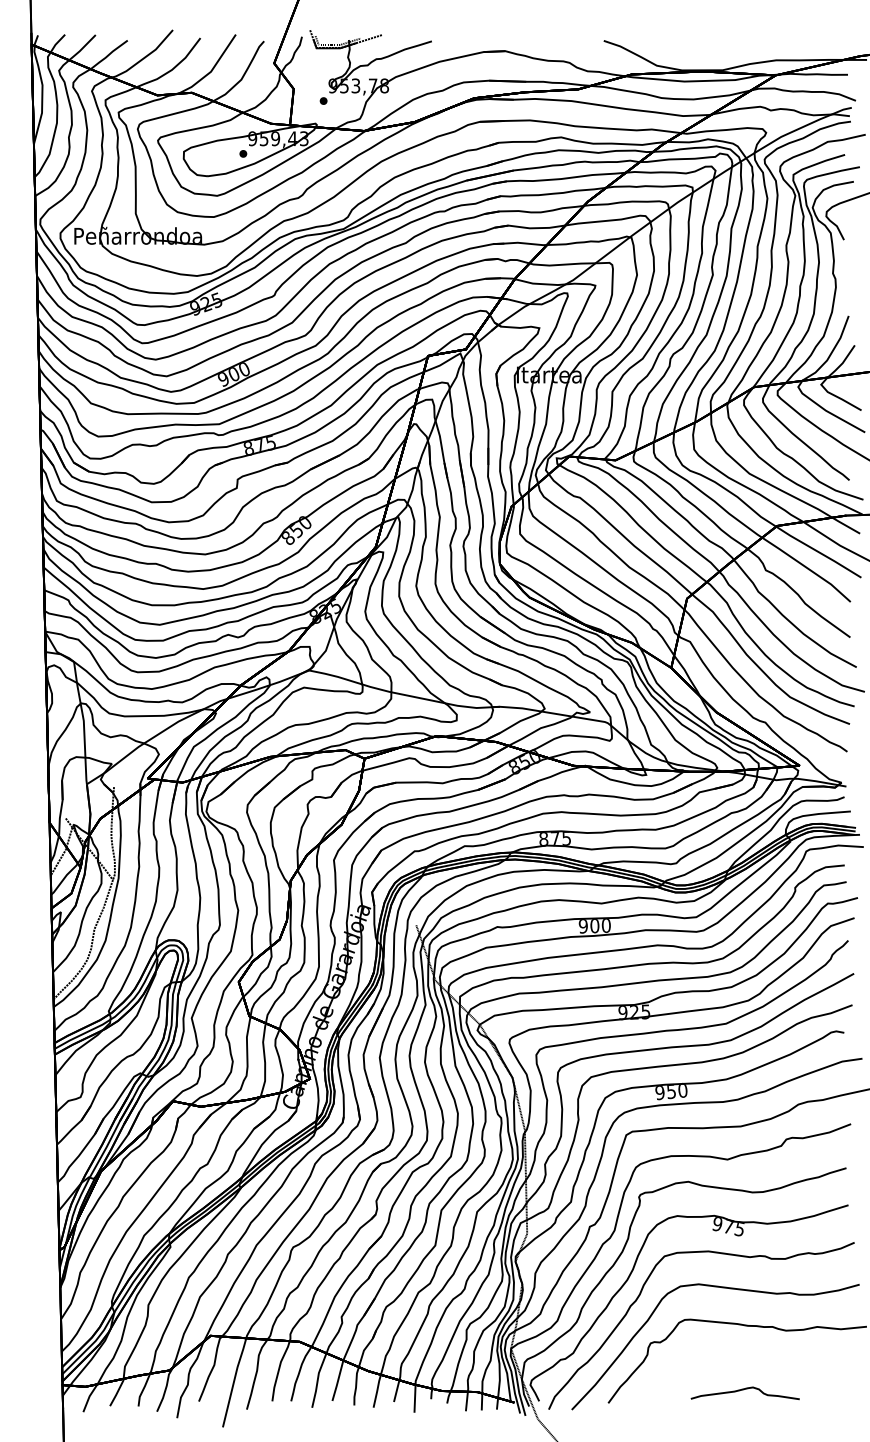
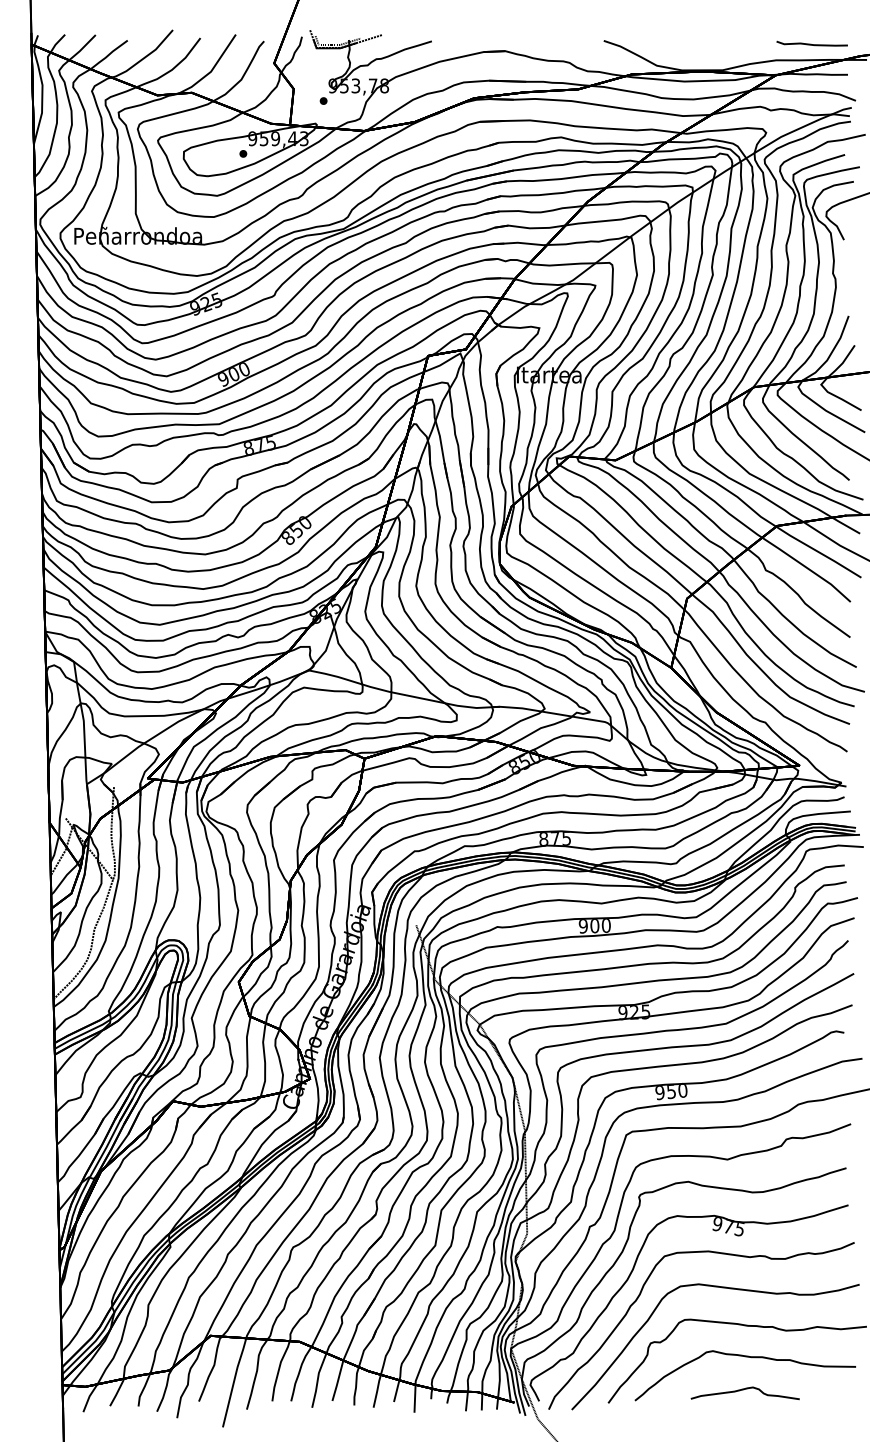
curve: none -> present (811, 43)
curve: none -> present (745, 1357)
